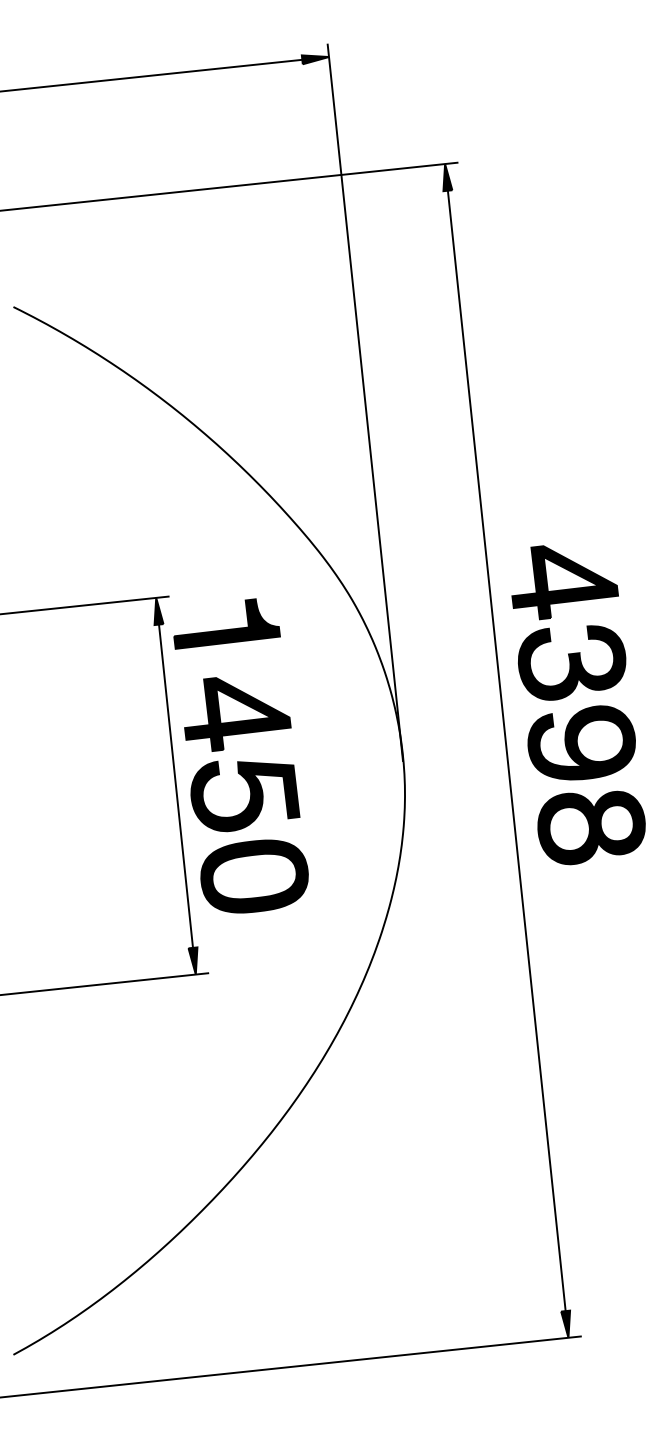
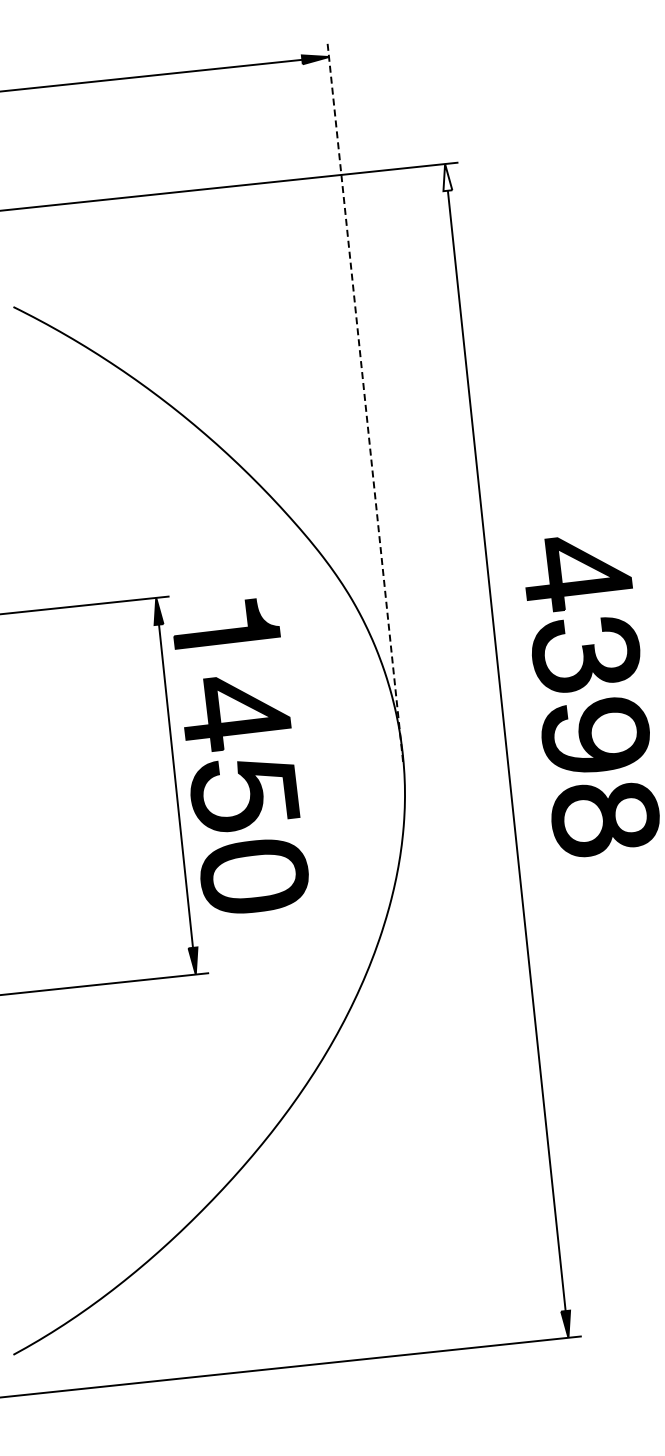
fill: present -> none (447, 177)
line: solid -> dashed (365, 402)
part position: (578, 705) -> (592, 697) (592, 697)
